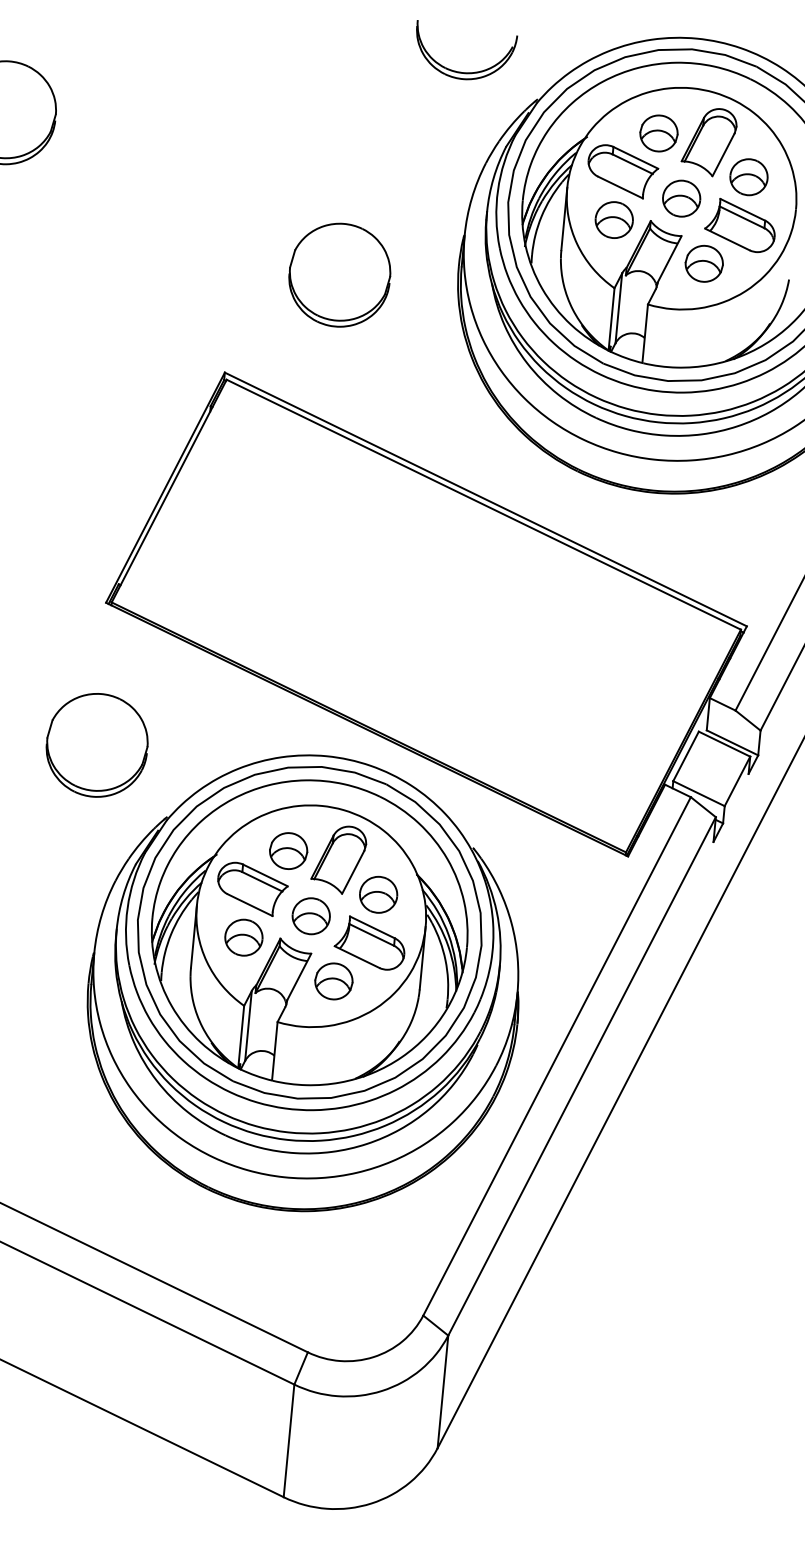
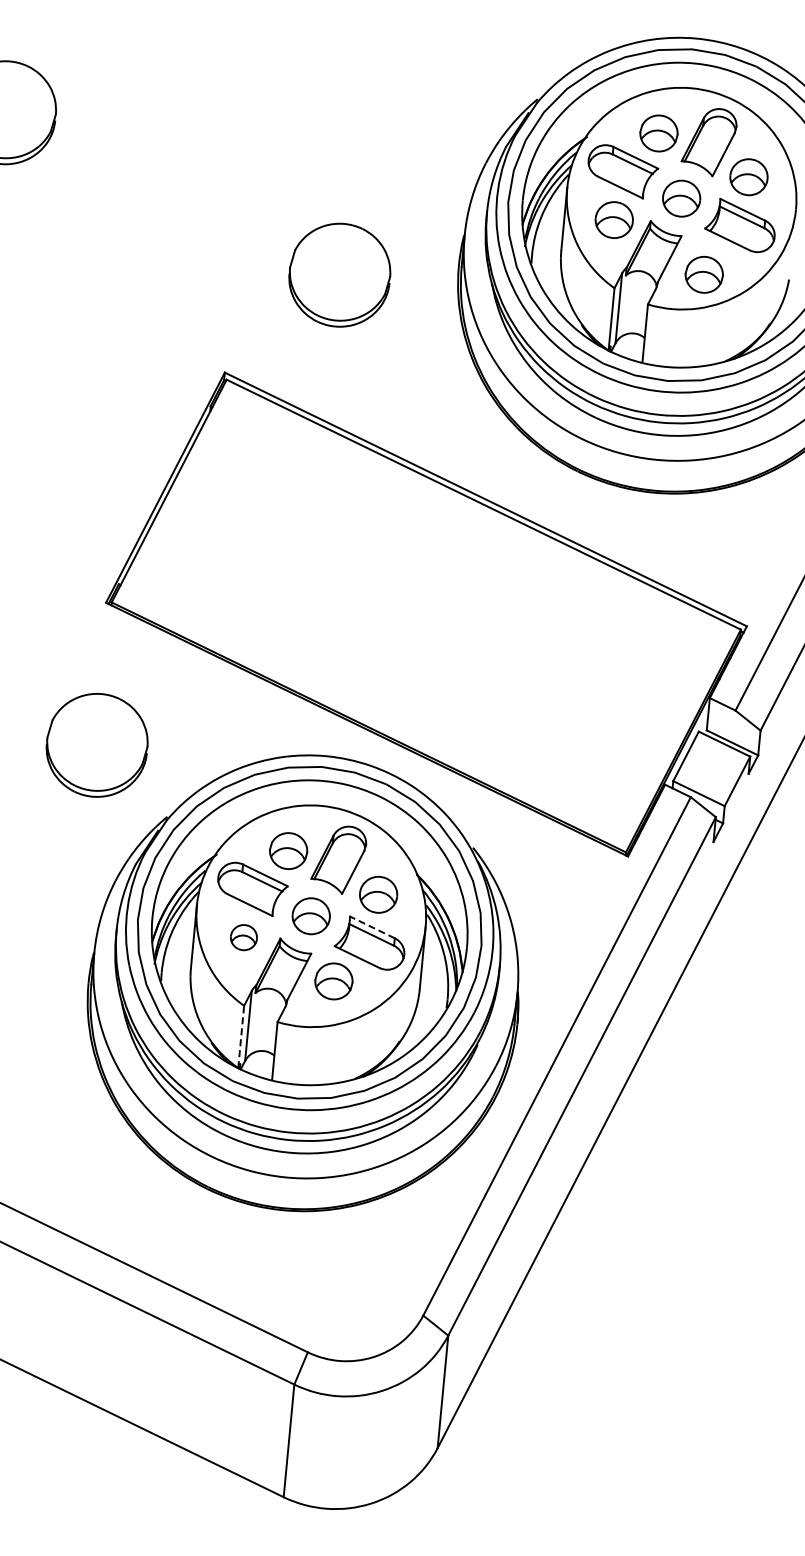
part: present -> none (467, 72)
part position: (703, 263) -> (703, 274) (703, 274)
line: solid -> dashed (372, 927)
part size: 40x39 px -> 28x28 px (243, 937)
line: solid -> dashed (241, 1036)
